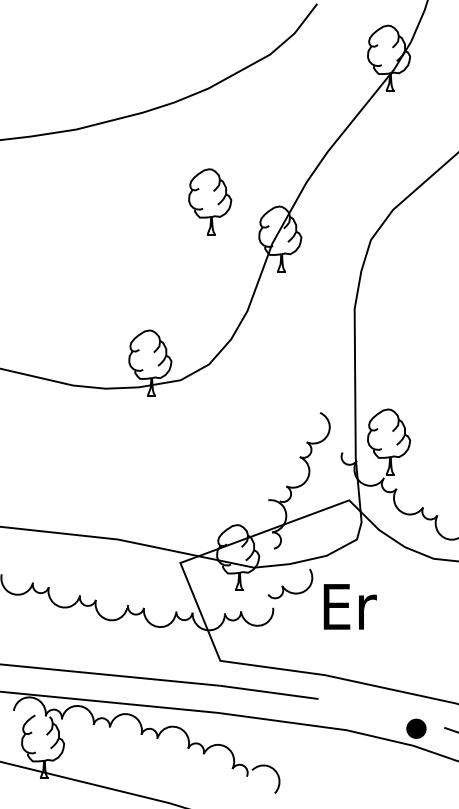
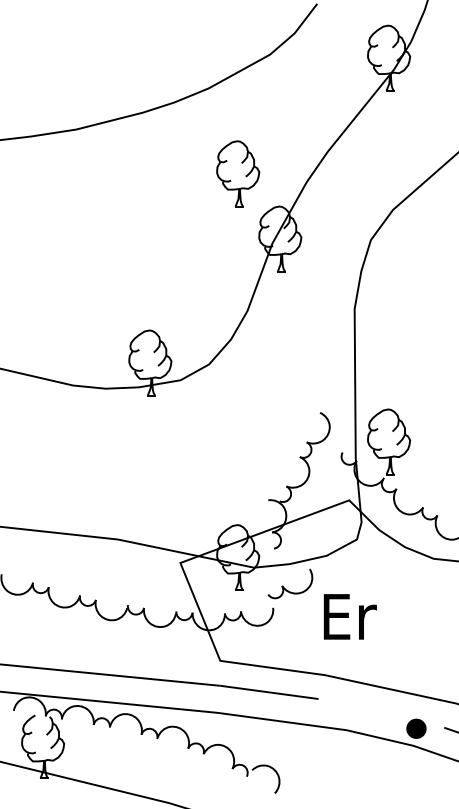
part position: (210, 201) -> (238, 173) (238, 173)
text position: (349, 606) -> (349, 616) (349, 616)
